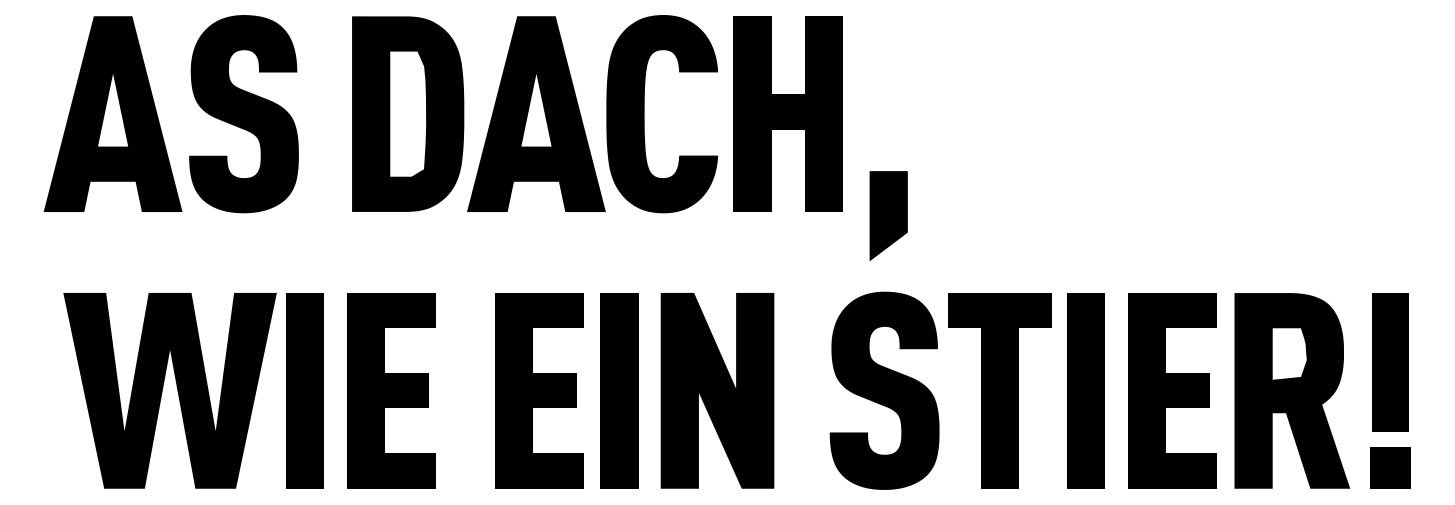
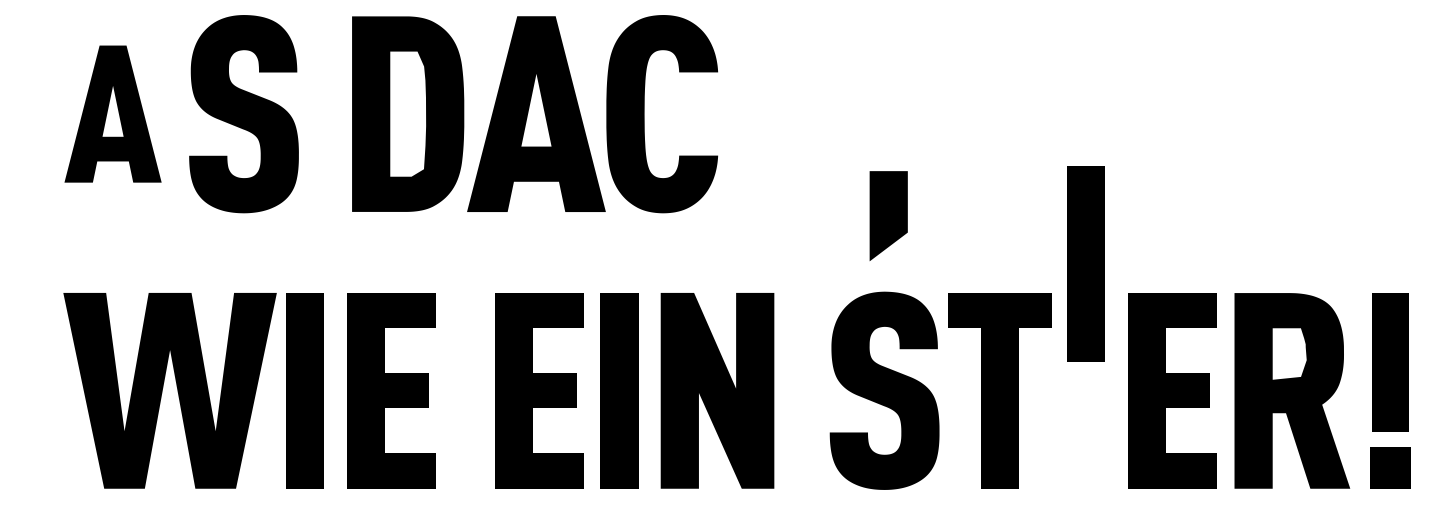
part size: 140x196 px -> 98x138 px (112, 113)
fill: present -> none (787, 114)
part position: (1085, 390) -> (1085, 263) (1085, 263)
